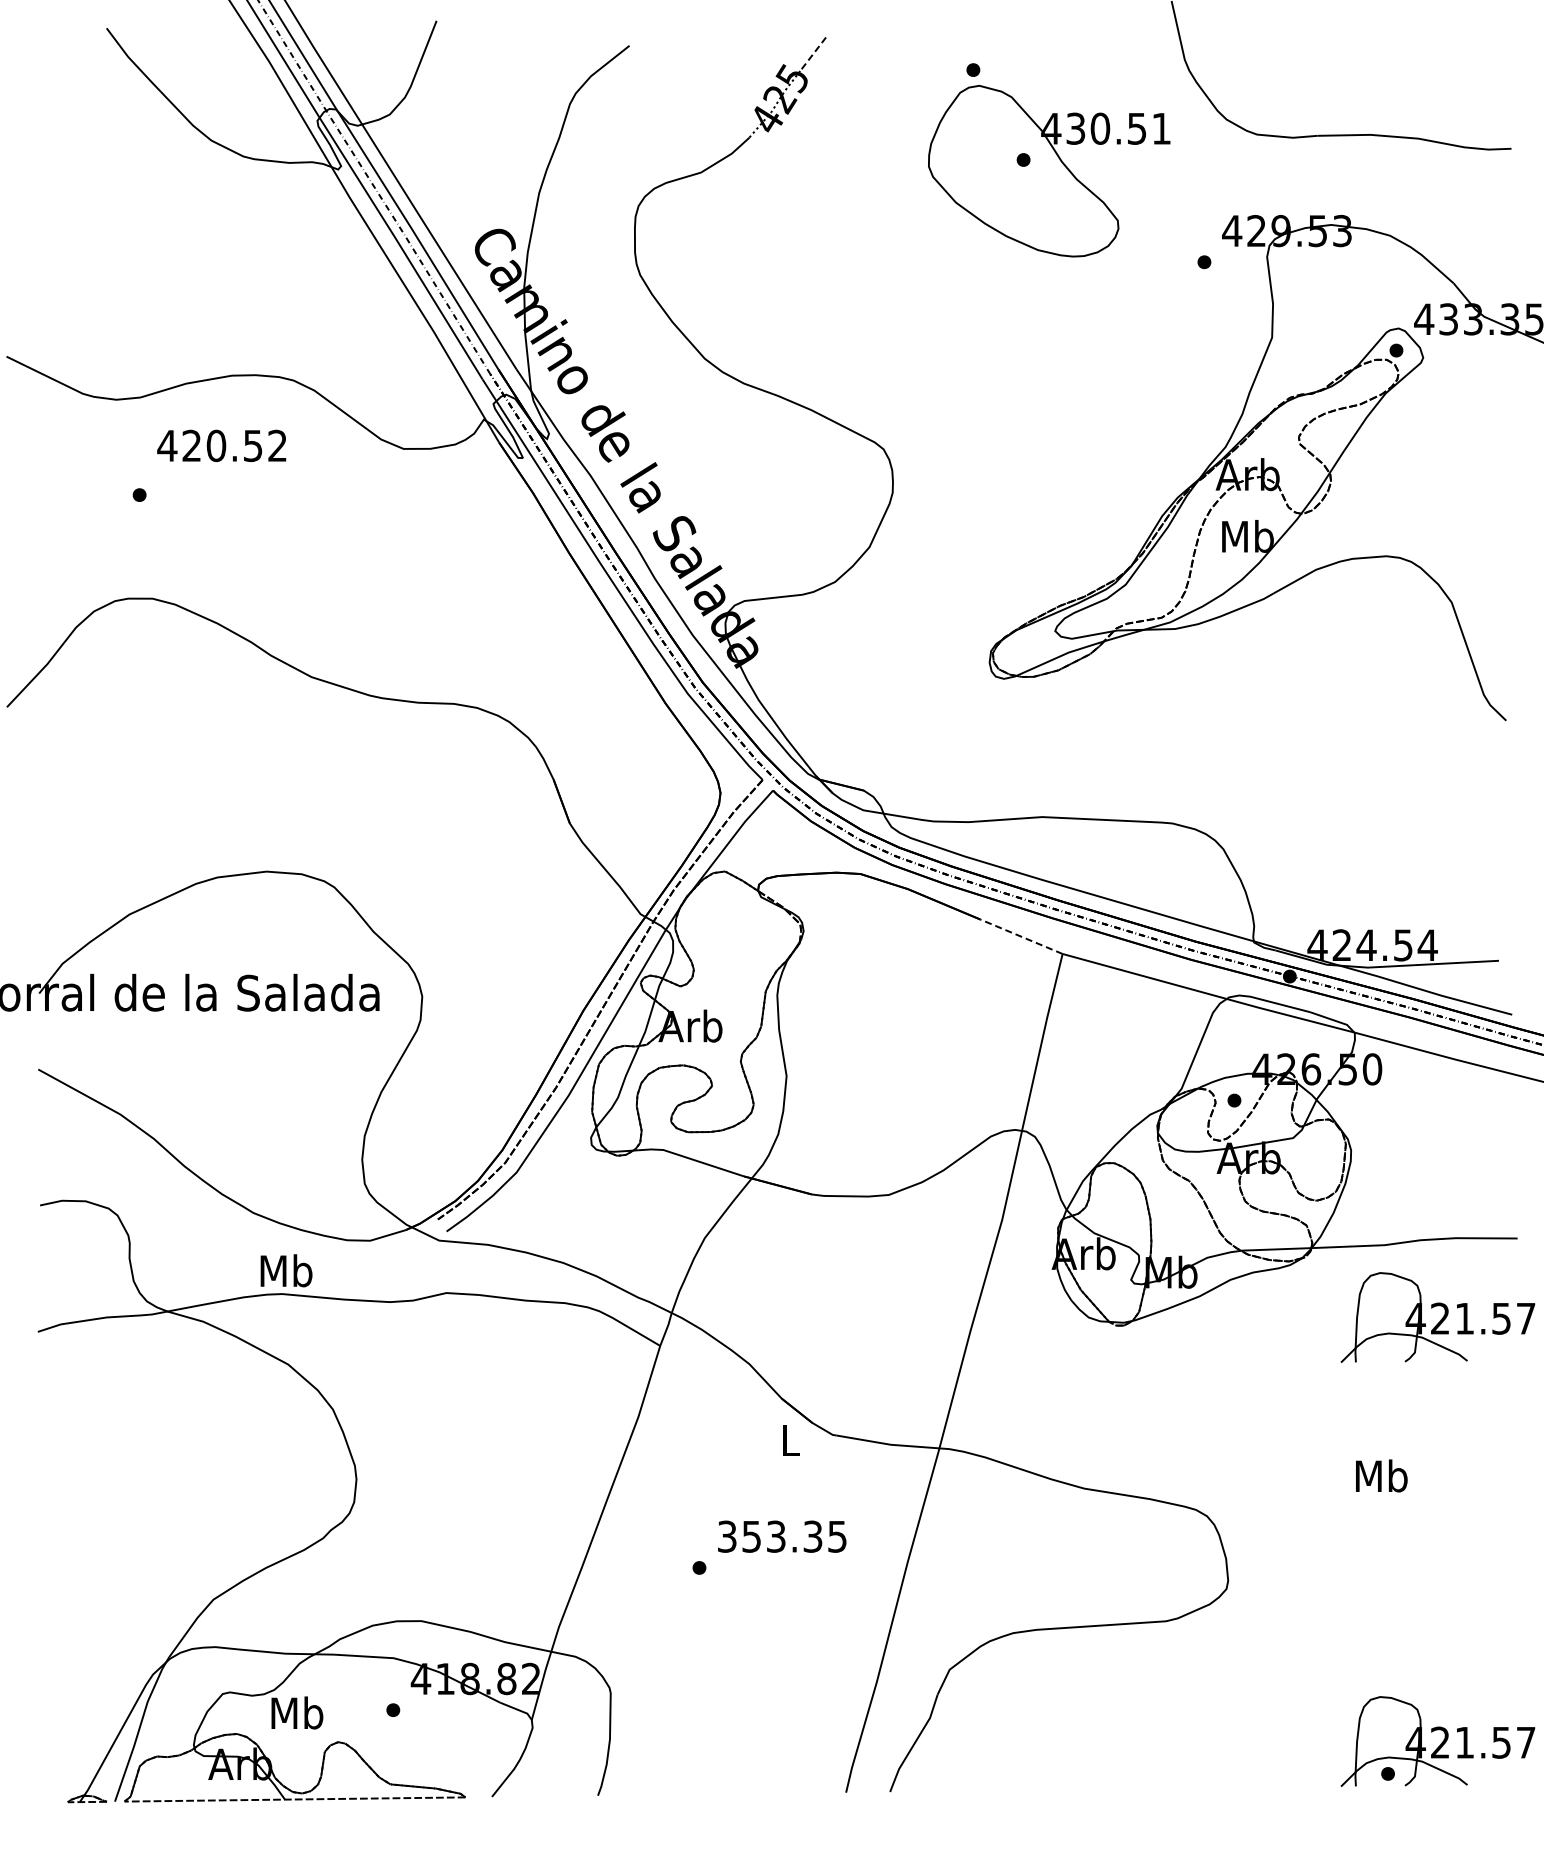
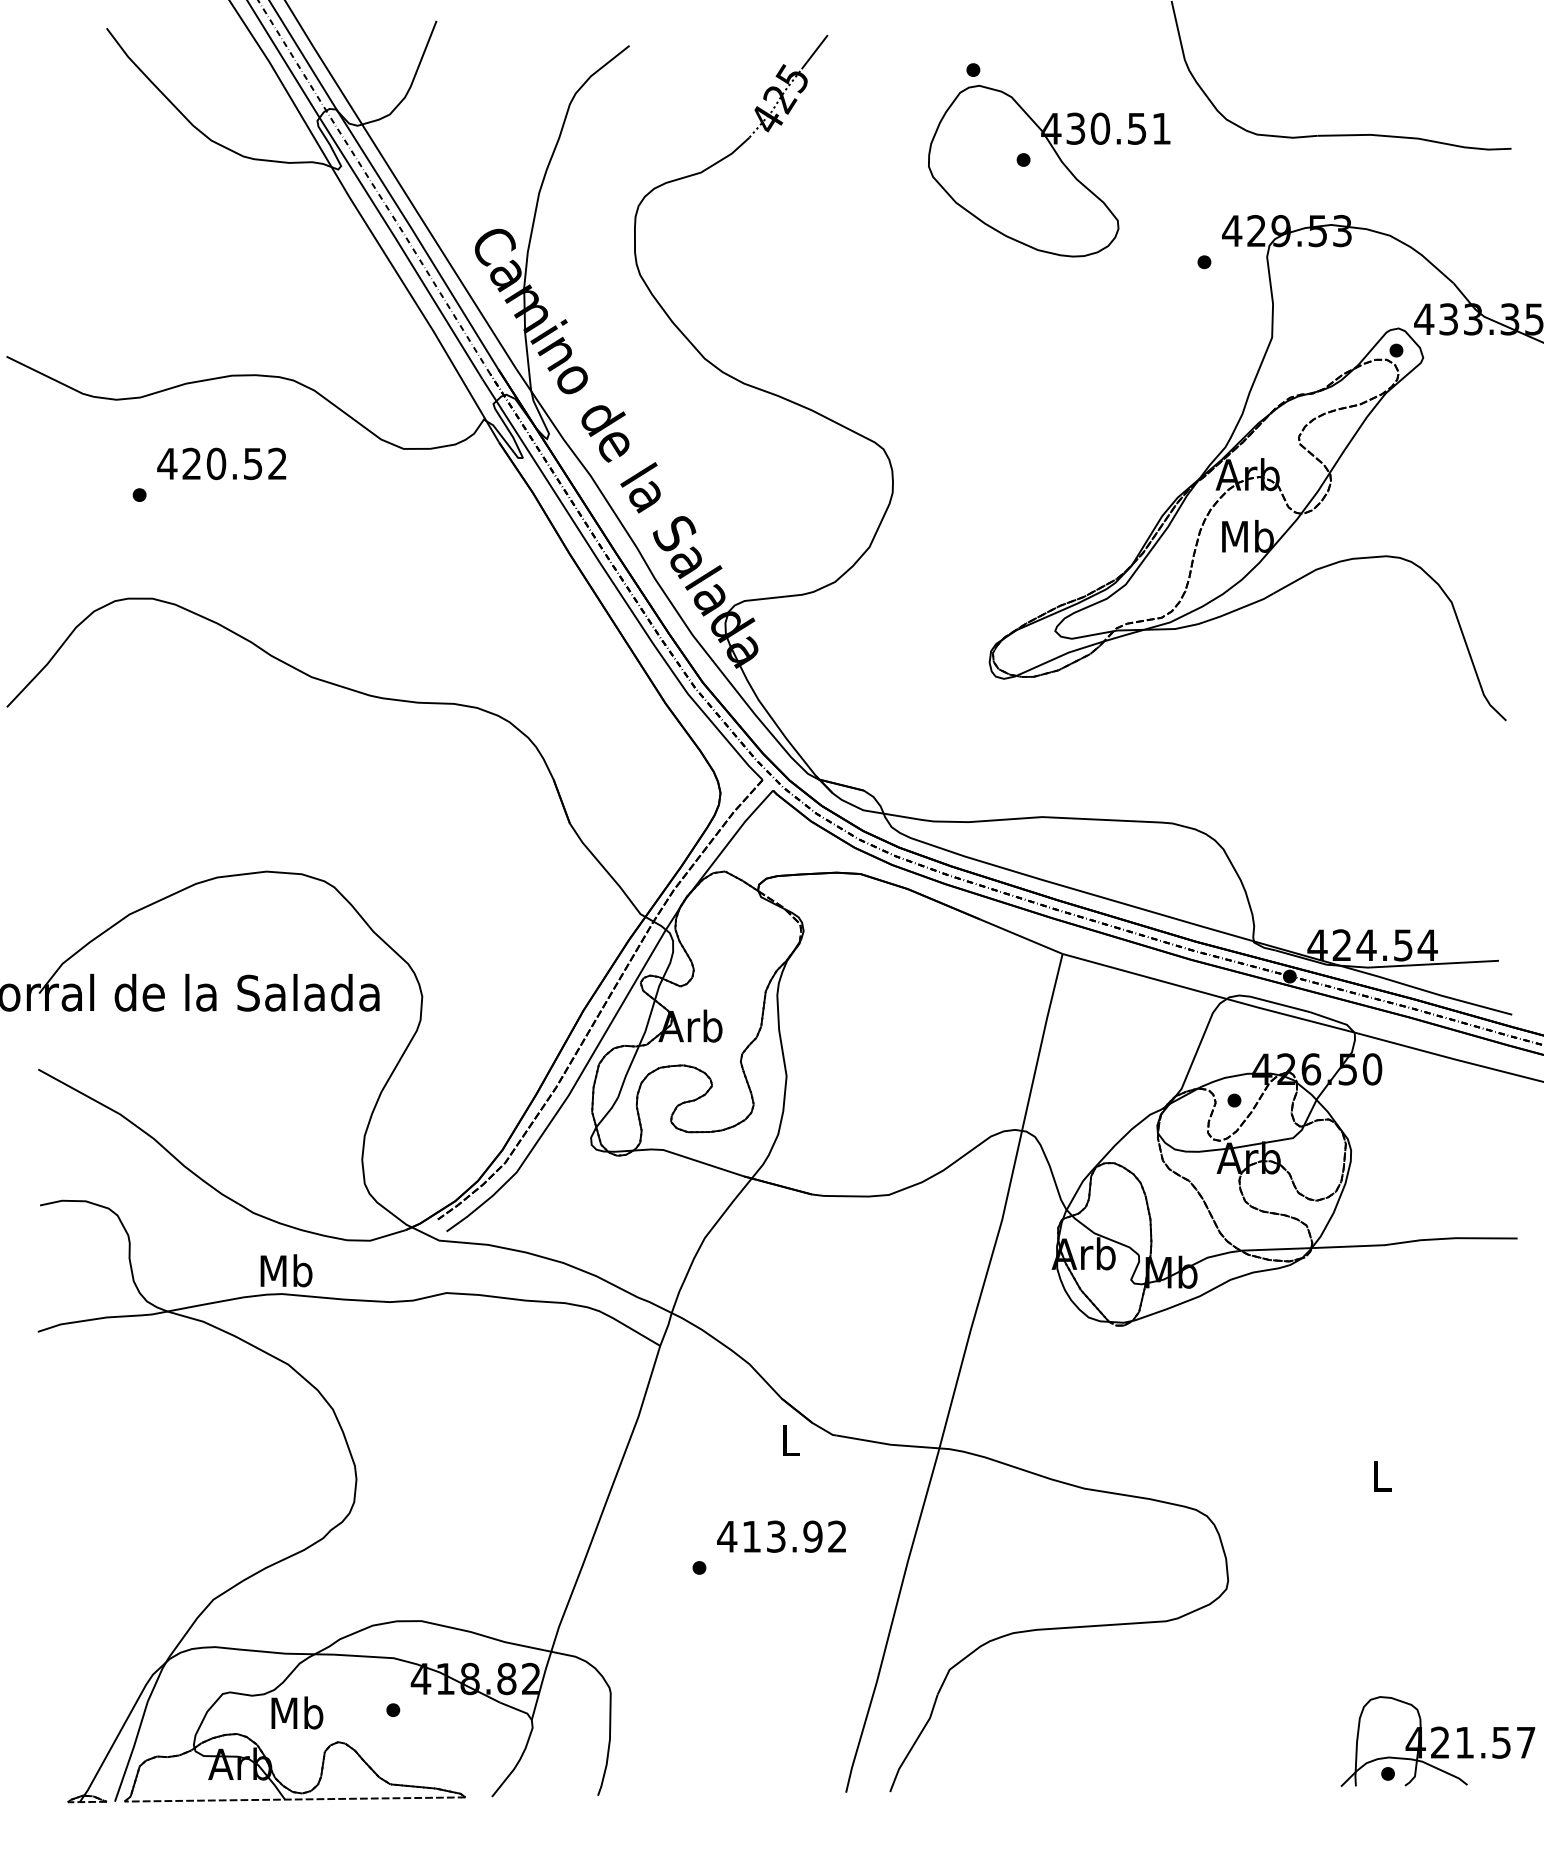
line: dashed -> solid (815, 51)
text position: (221, 445) -> (221, 463) (221, 463)
line: dashed -> solid (1021, 936)
part: present -> none (1437, 1317)
text: Mb -> L (1381, 1475)
text: 353.35 -> 413.92 (781, 1536)
